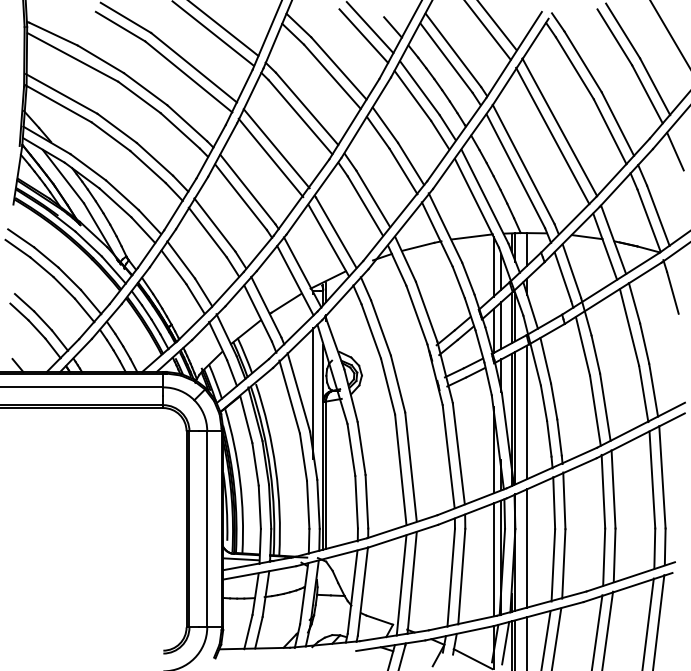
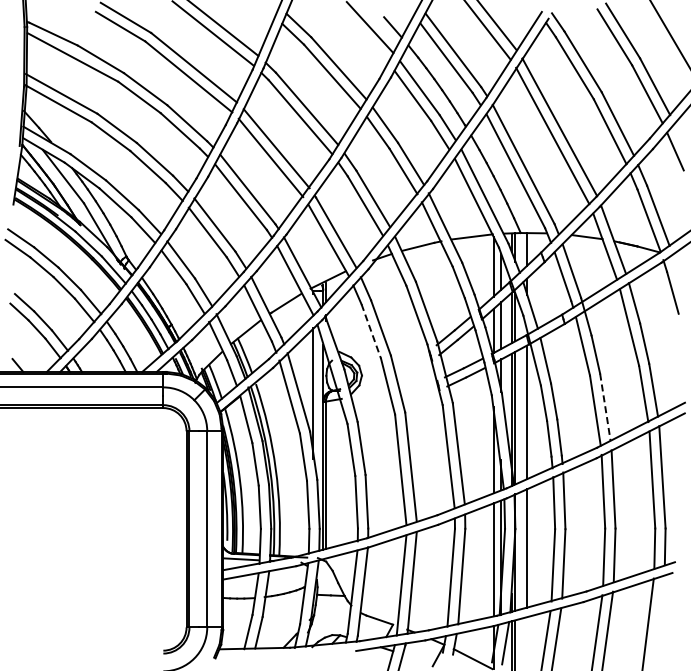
line: present -> none (363, 35)
line: solid -> dashed (371, 331)
line: solid -> dashed (605, 407)
line: present -> none (658, 621)
line: present -> none (527, 642)
